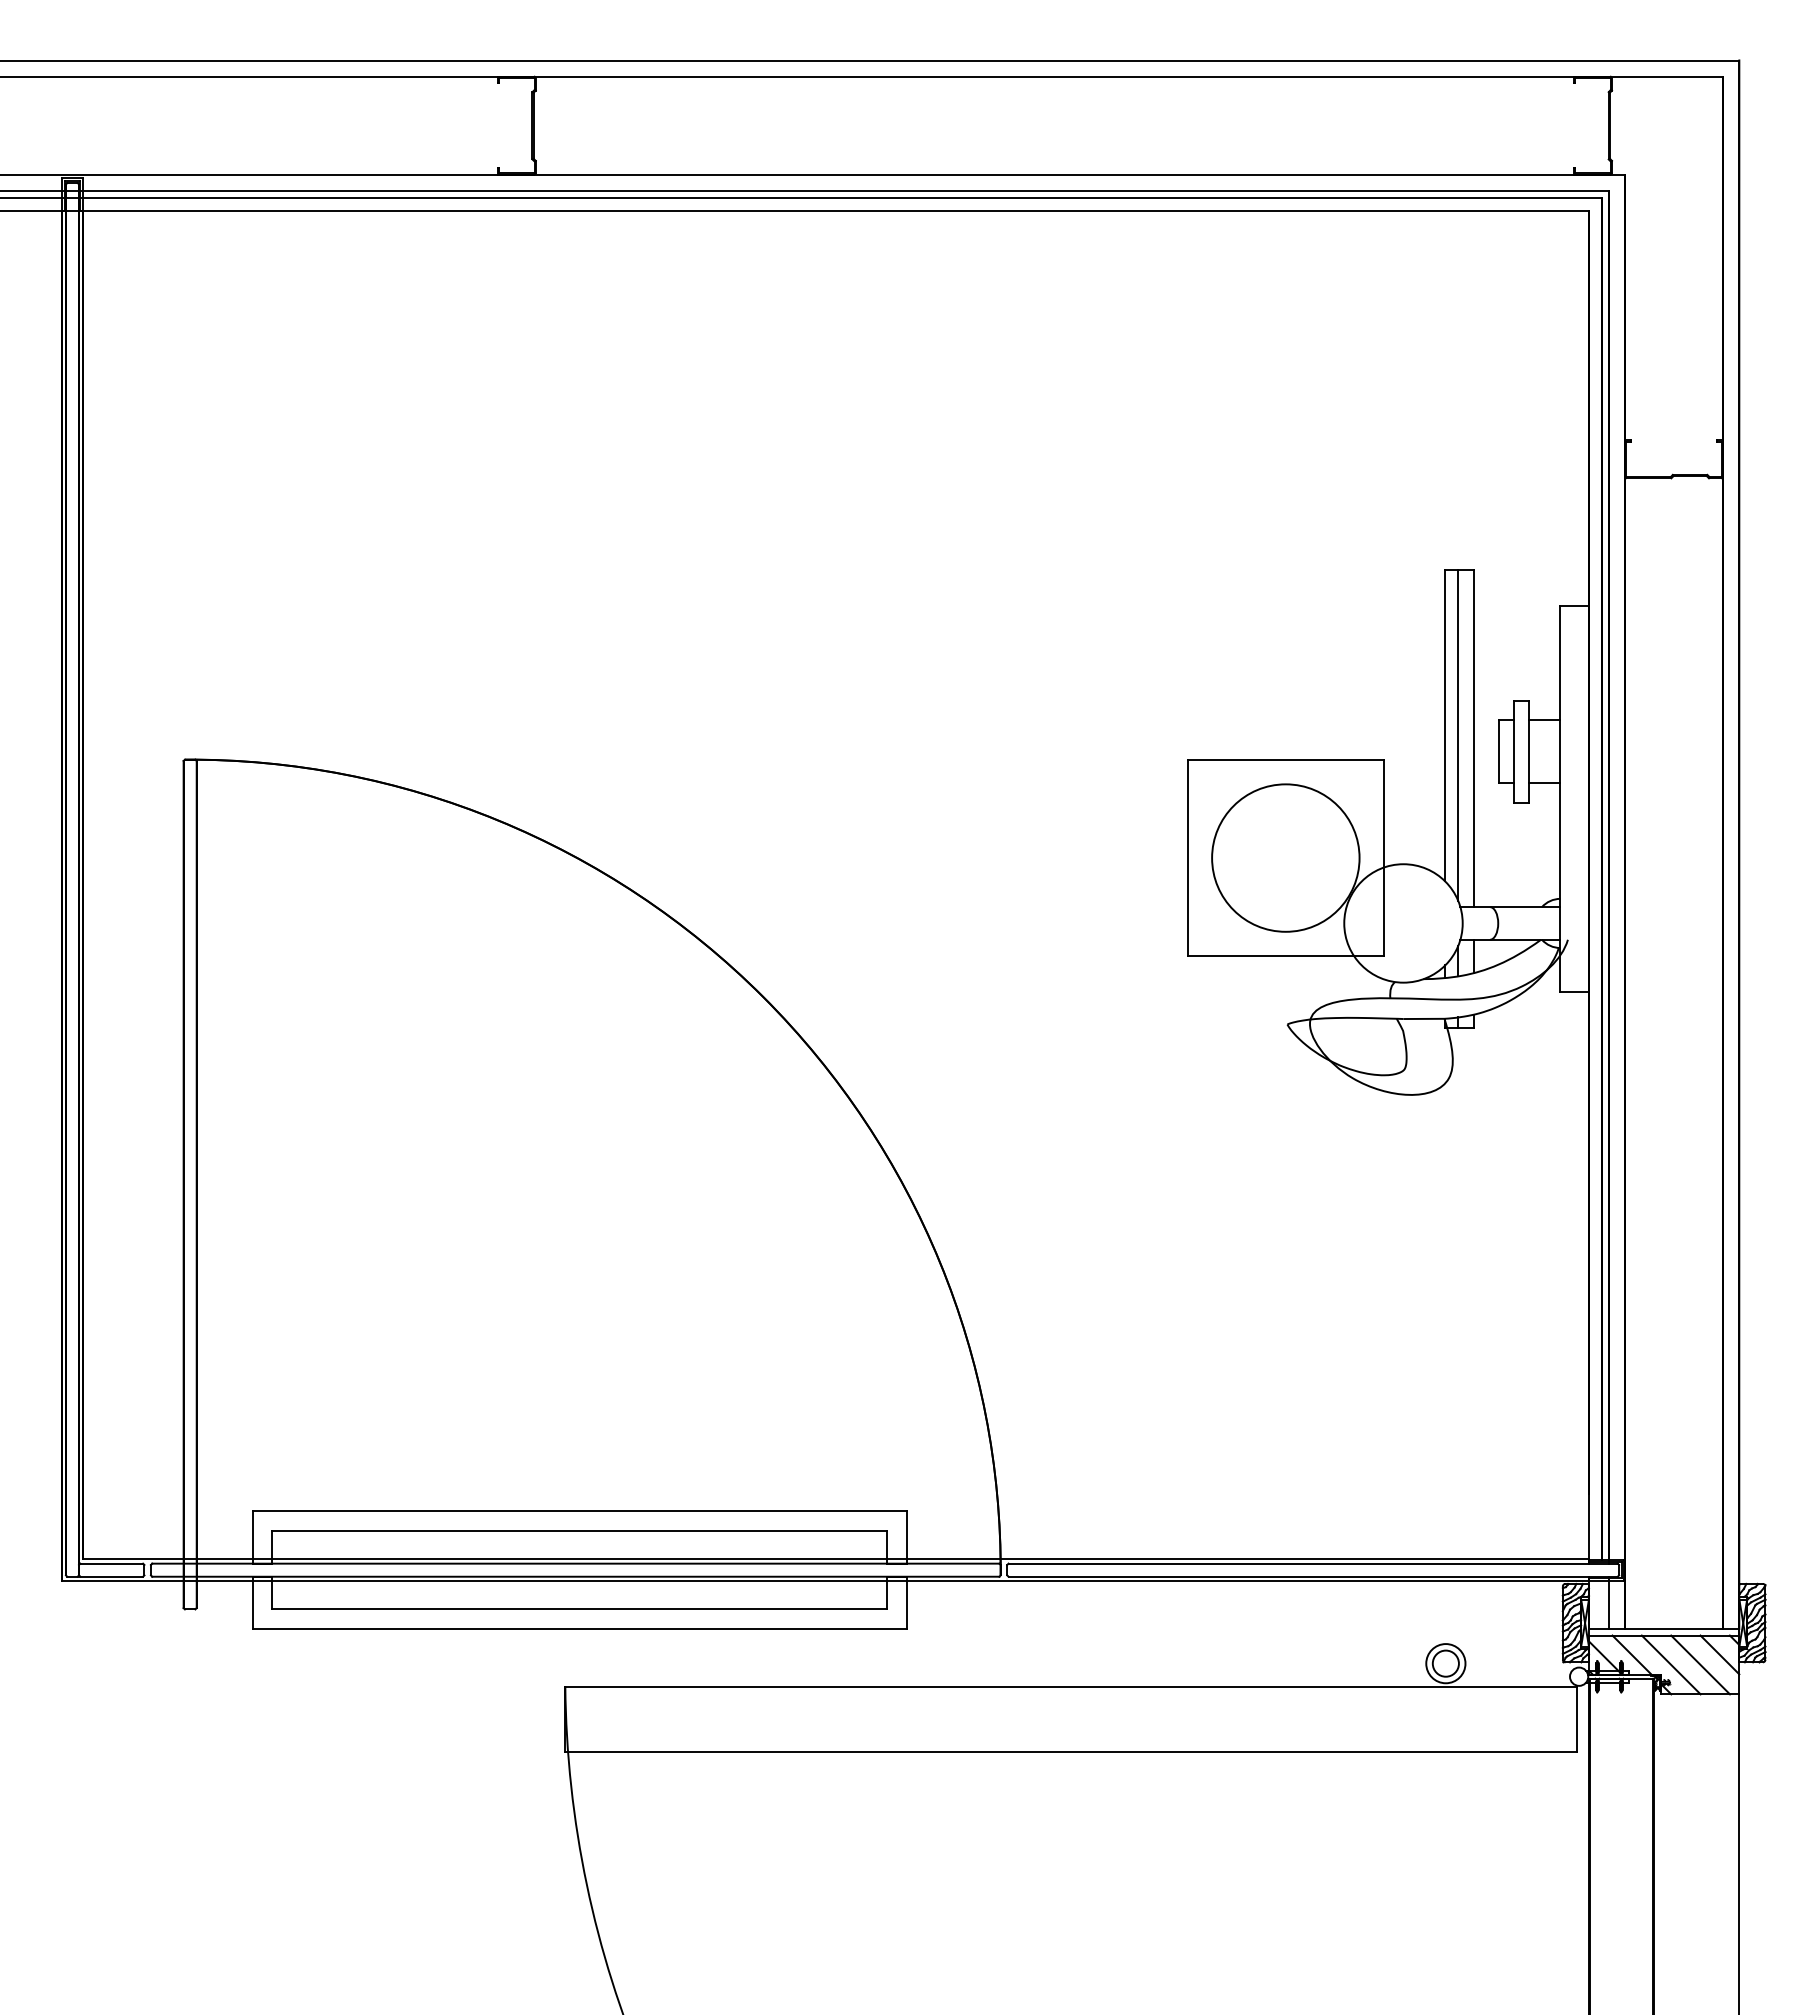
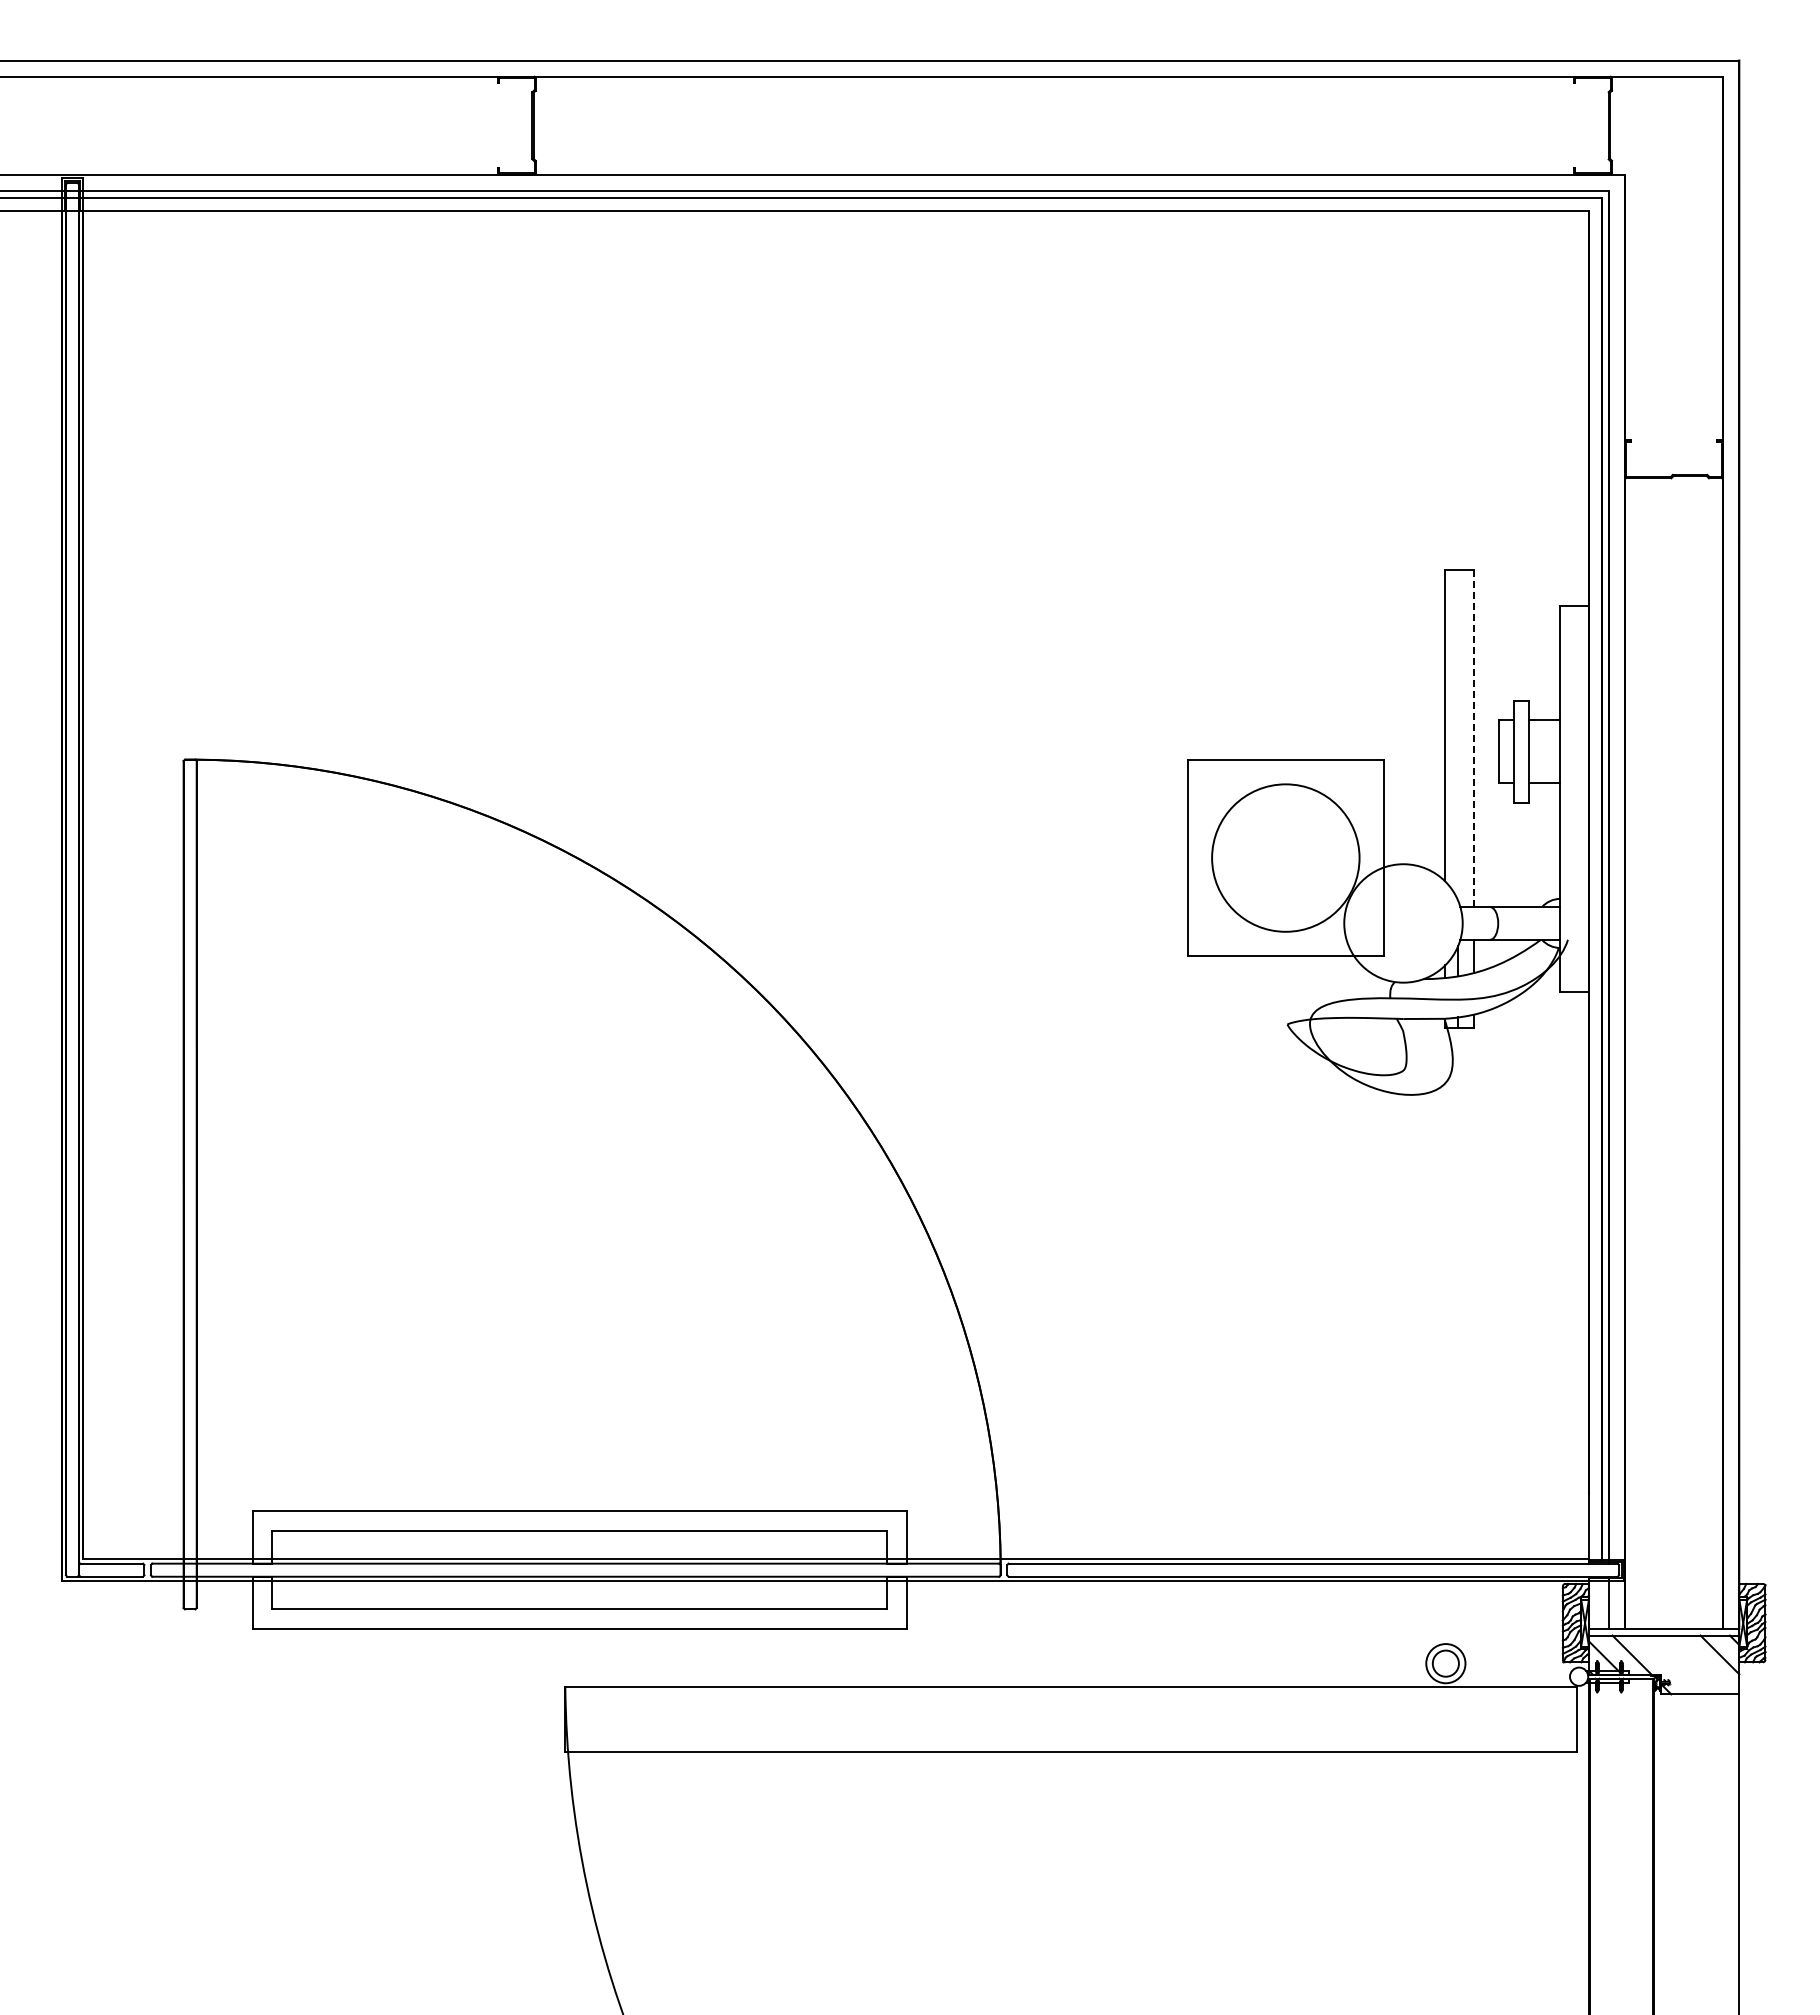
line: present -> none (1458, 735)
line: solid -> dashed (1473, 738)
line: present -> none (1670, 1664)
line: present -> none (1700, 1664)
